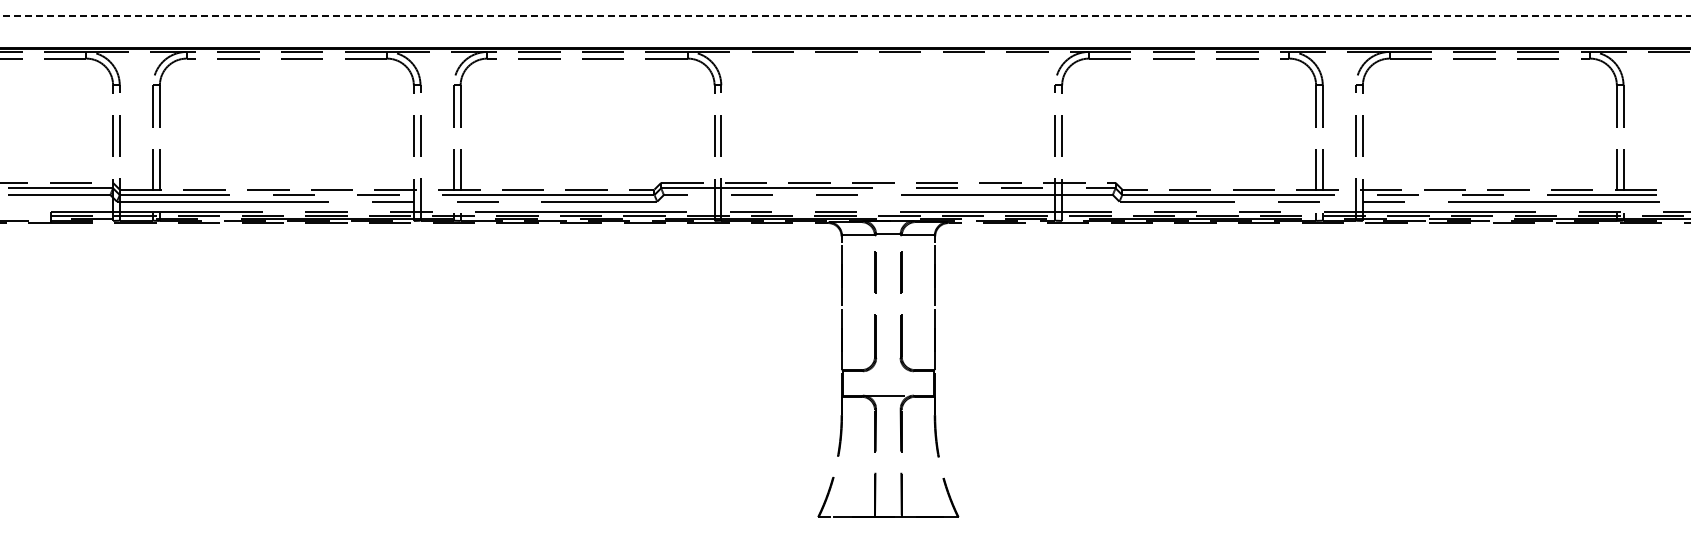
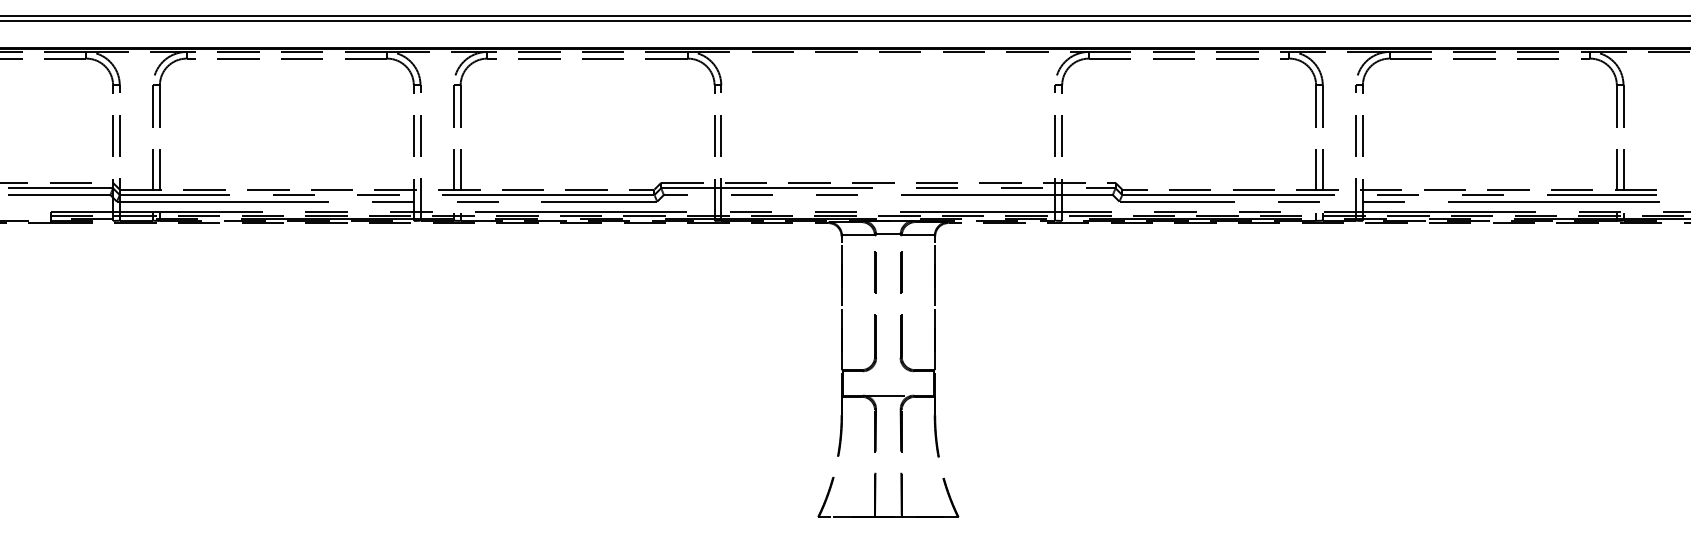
line: dashed -> solid (845, 15)
line: none -> present (844, 21)
